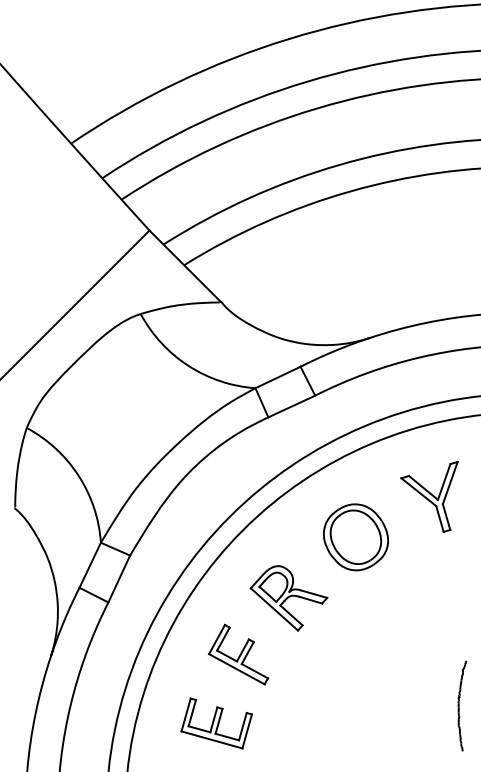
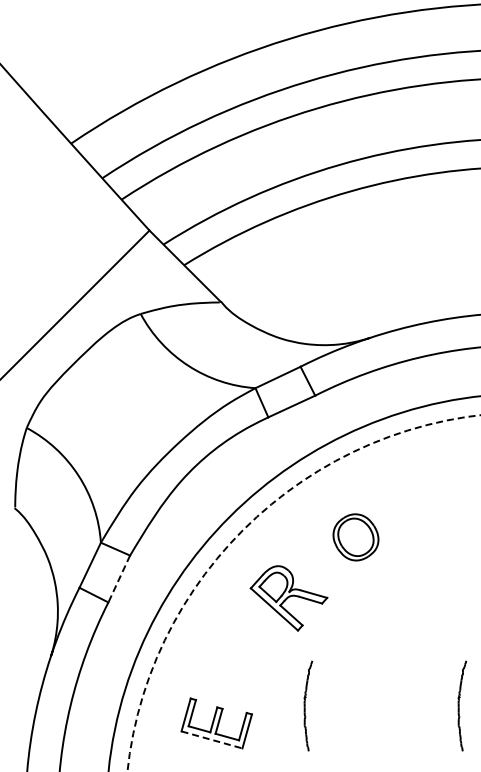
part: present -> none (429, 496)
part size: 66x69 px -> 48x49 px (355, 537)
line: solid -> dashed (119, 579)
circle: solid -> dashed (303, 593)
part: present -> none (238, 654)
part: none -> present (308, 705)
line: solid -> dashed (212, 739)
